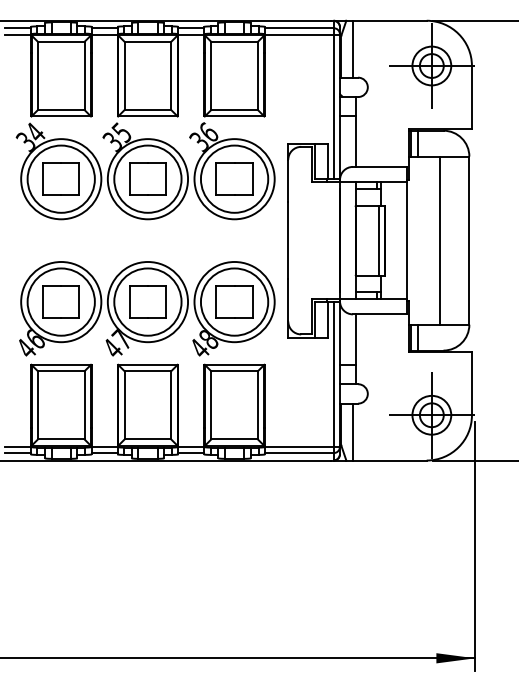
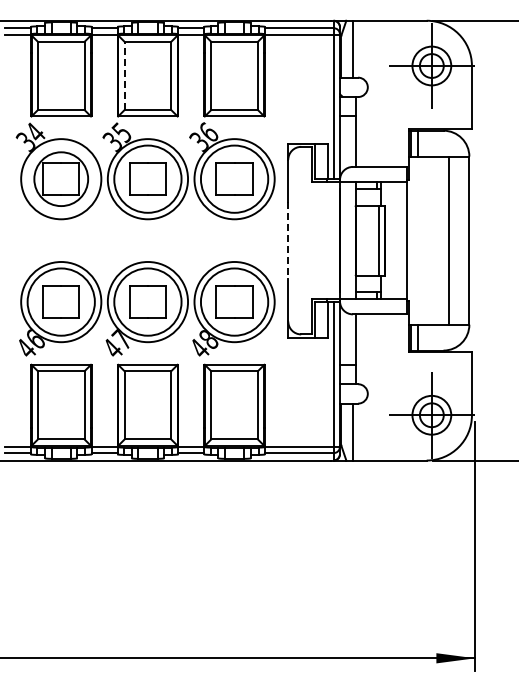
line: solid -> dashed (124, 75)
circle diameter: 67 px -> 54 px (61, 179)
line: solid -> dashed (288, 240)
line position: (439, 240) -> (448, 240) (448, 240)
